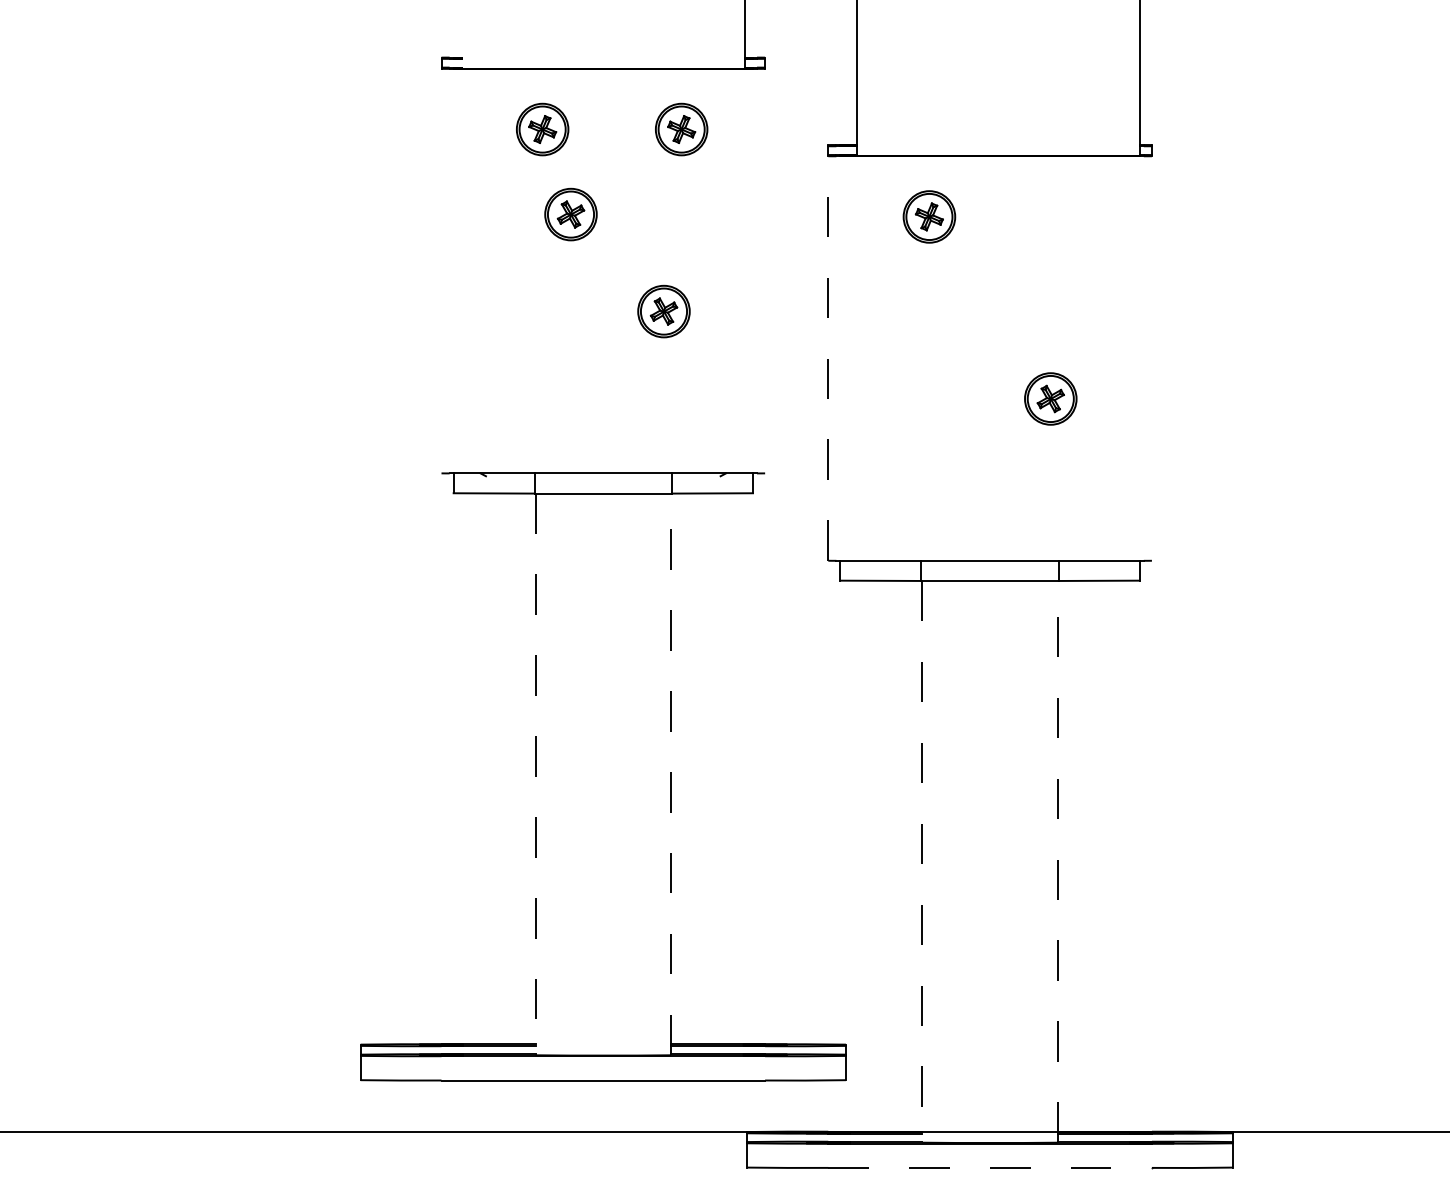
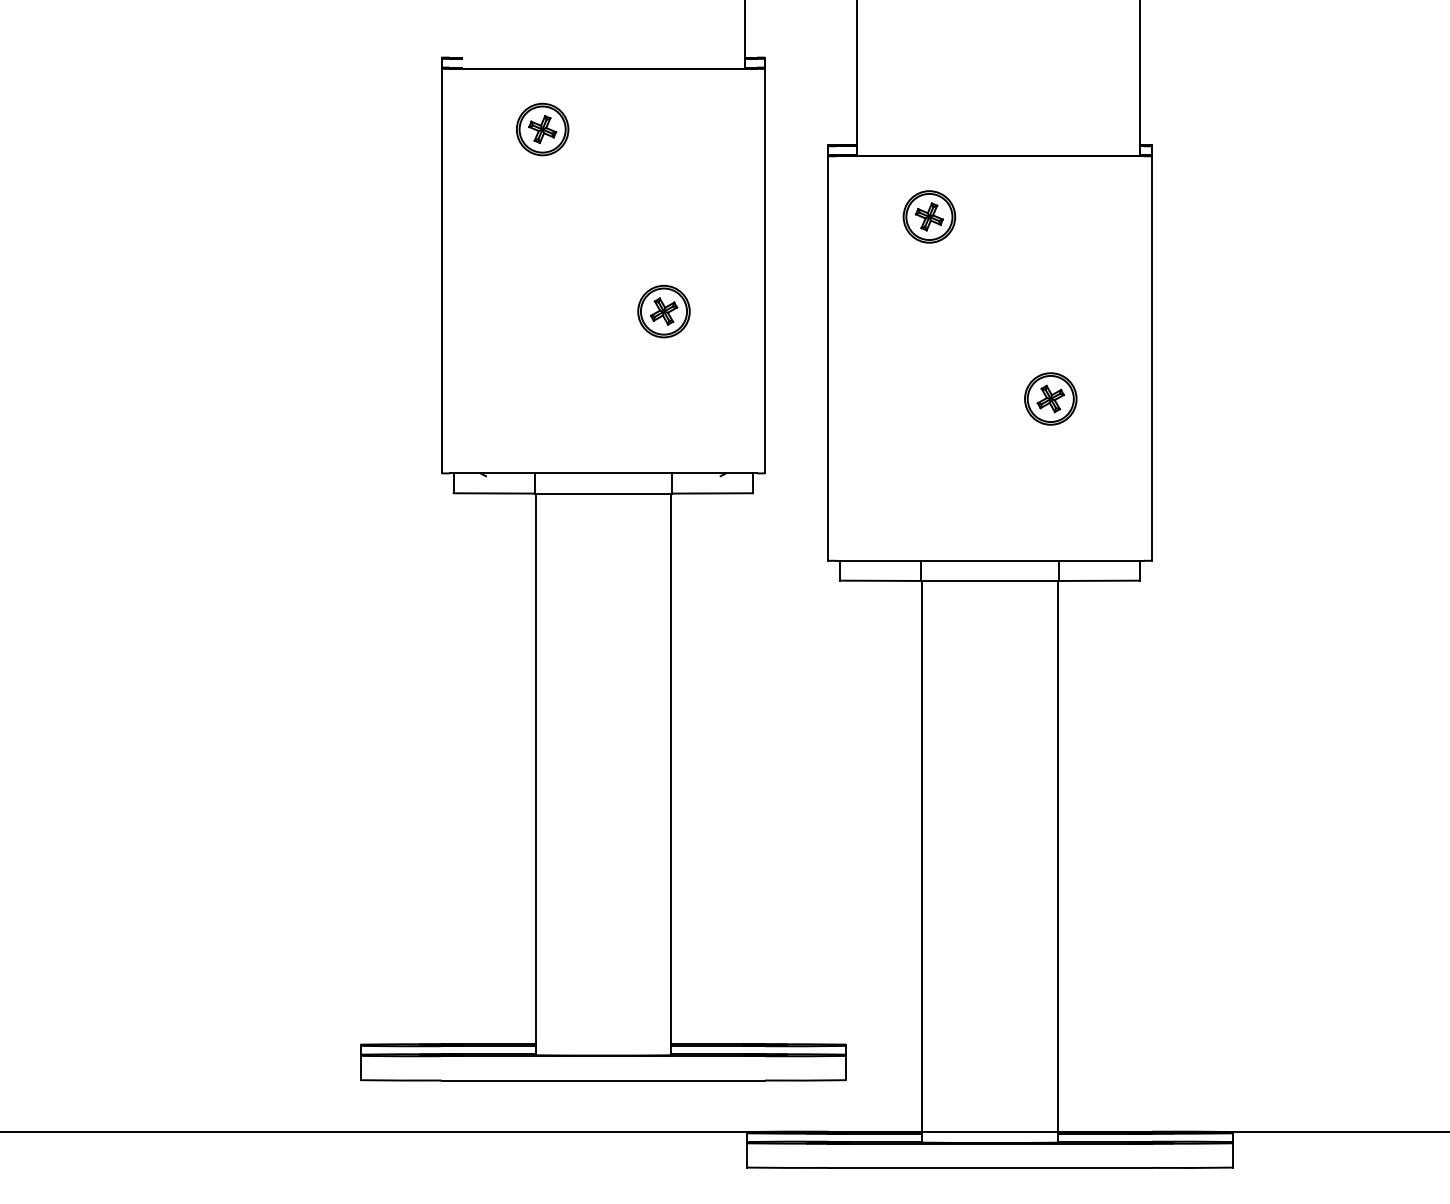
part: present -> none (681, 129)
part: present -> none (570, 214)
line: none -> present (441, 270)
line: none -> present (765, 270)
line: dashed -> solid (828, 358)
line: none -> present (1151, 358)
line: dashed -> solid (535, 774)
line: dashed -> solid (671, 774)
line: dashed -> solid (922, 861)
line: dashed -> solid (1057, 861)
line: dashed -> solid (990, 1167)
